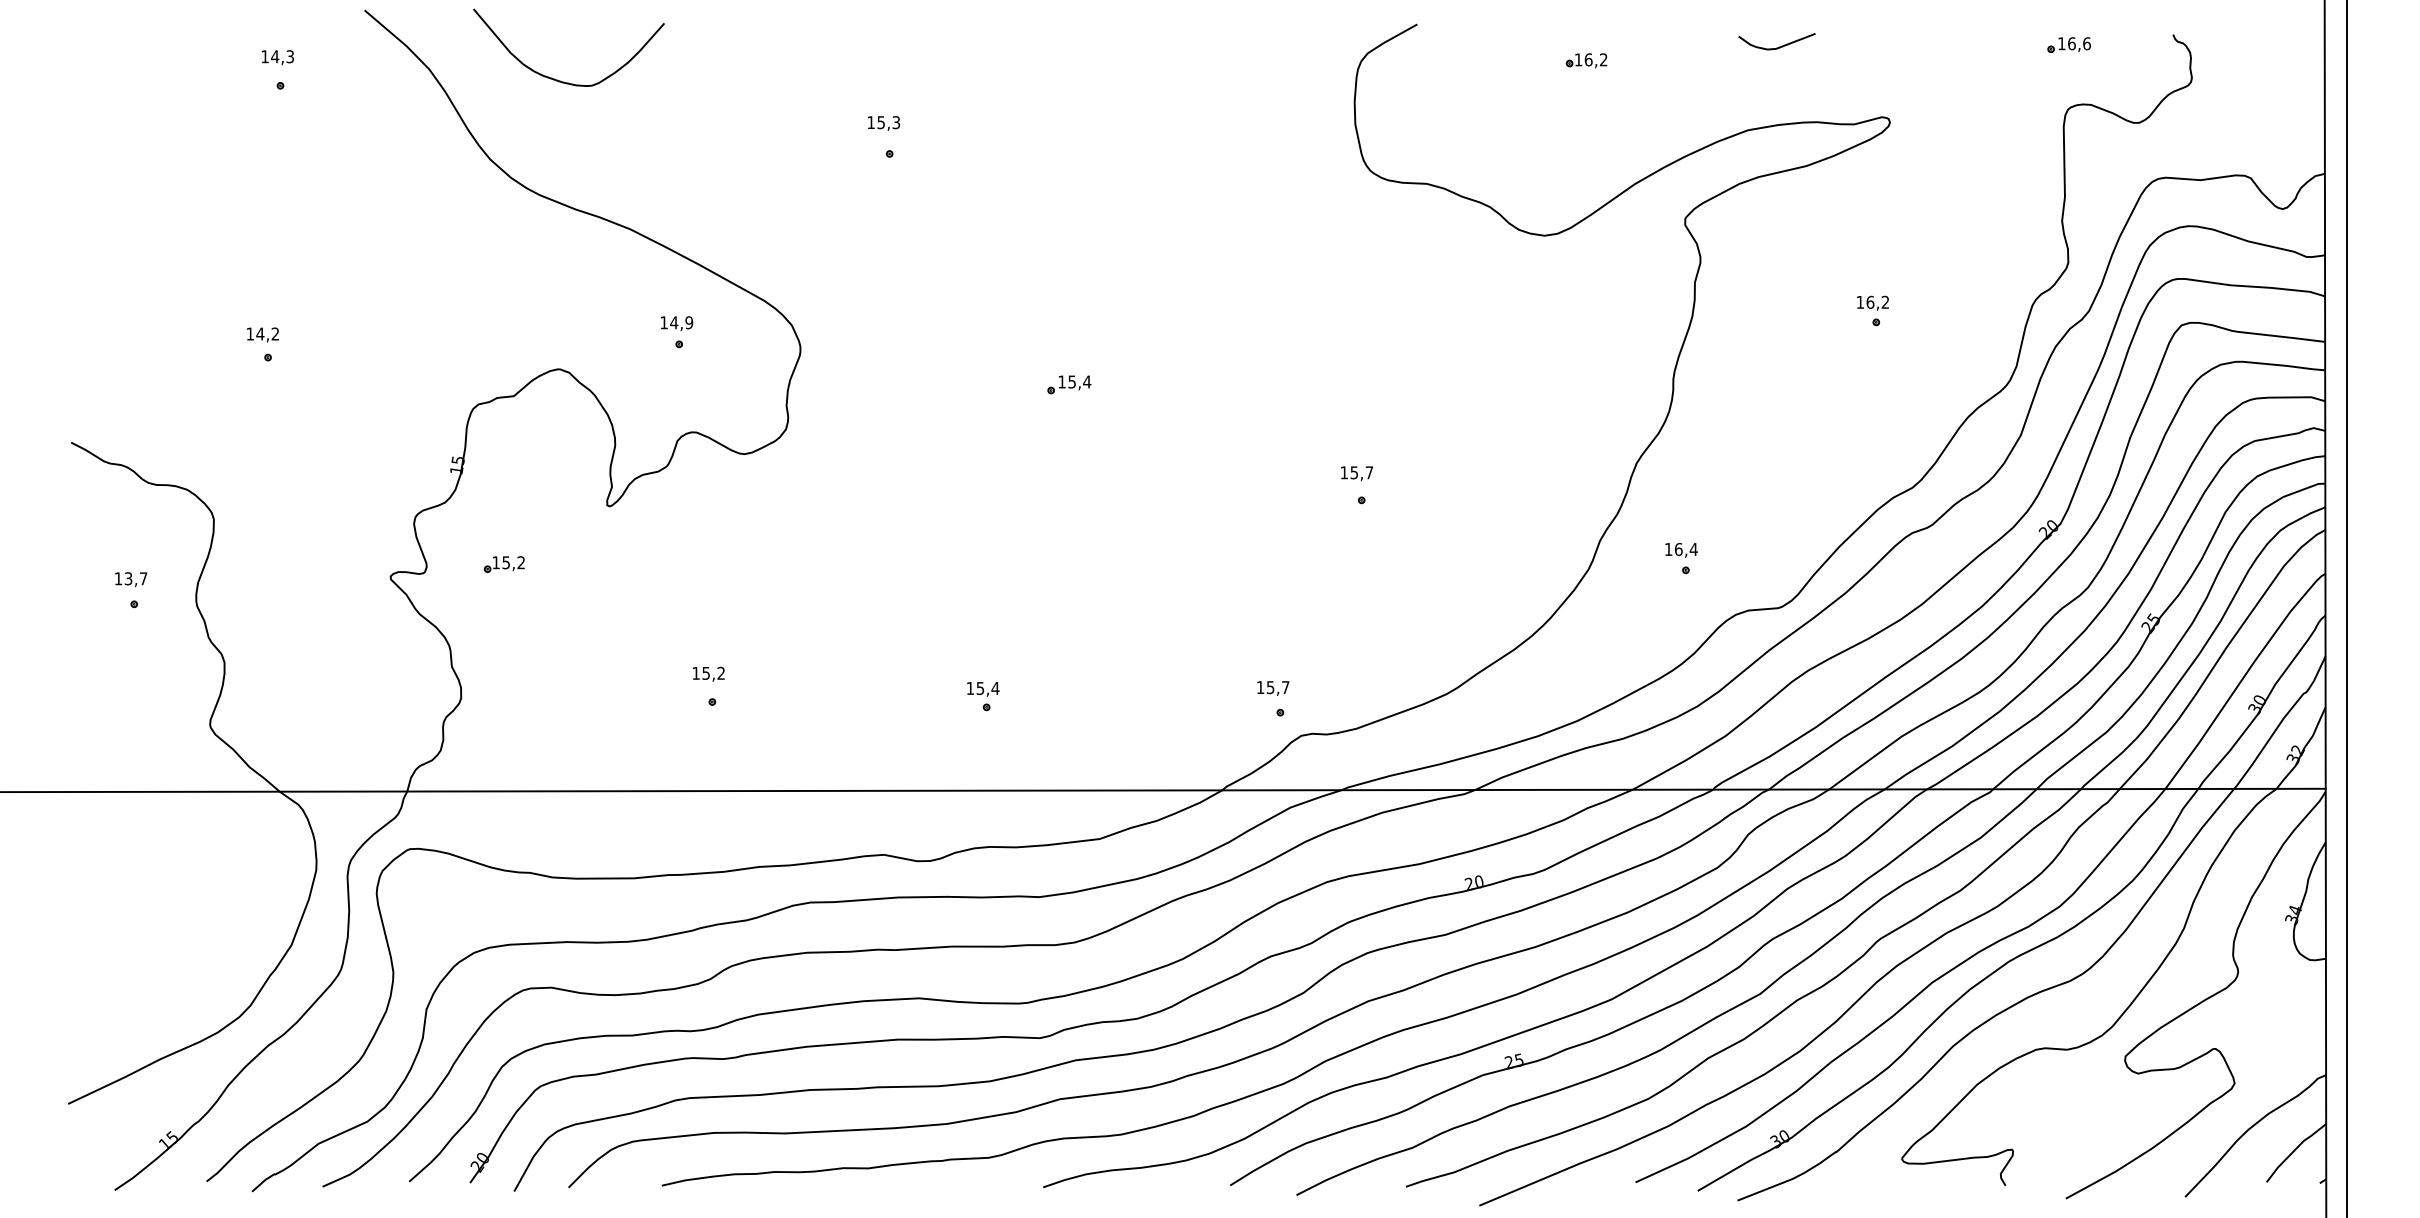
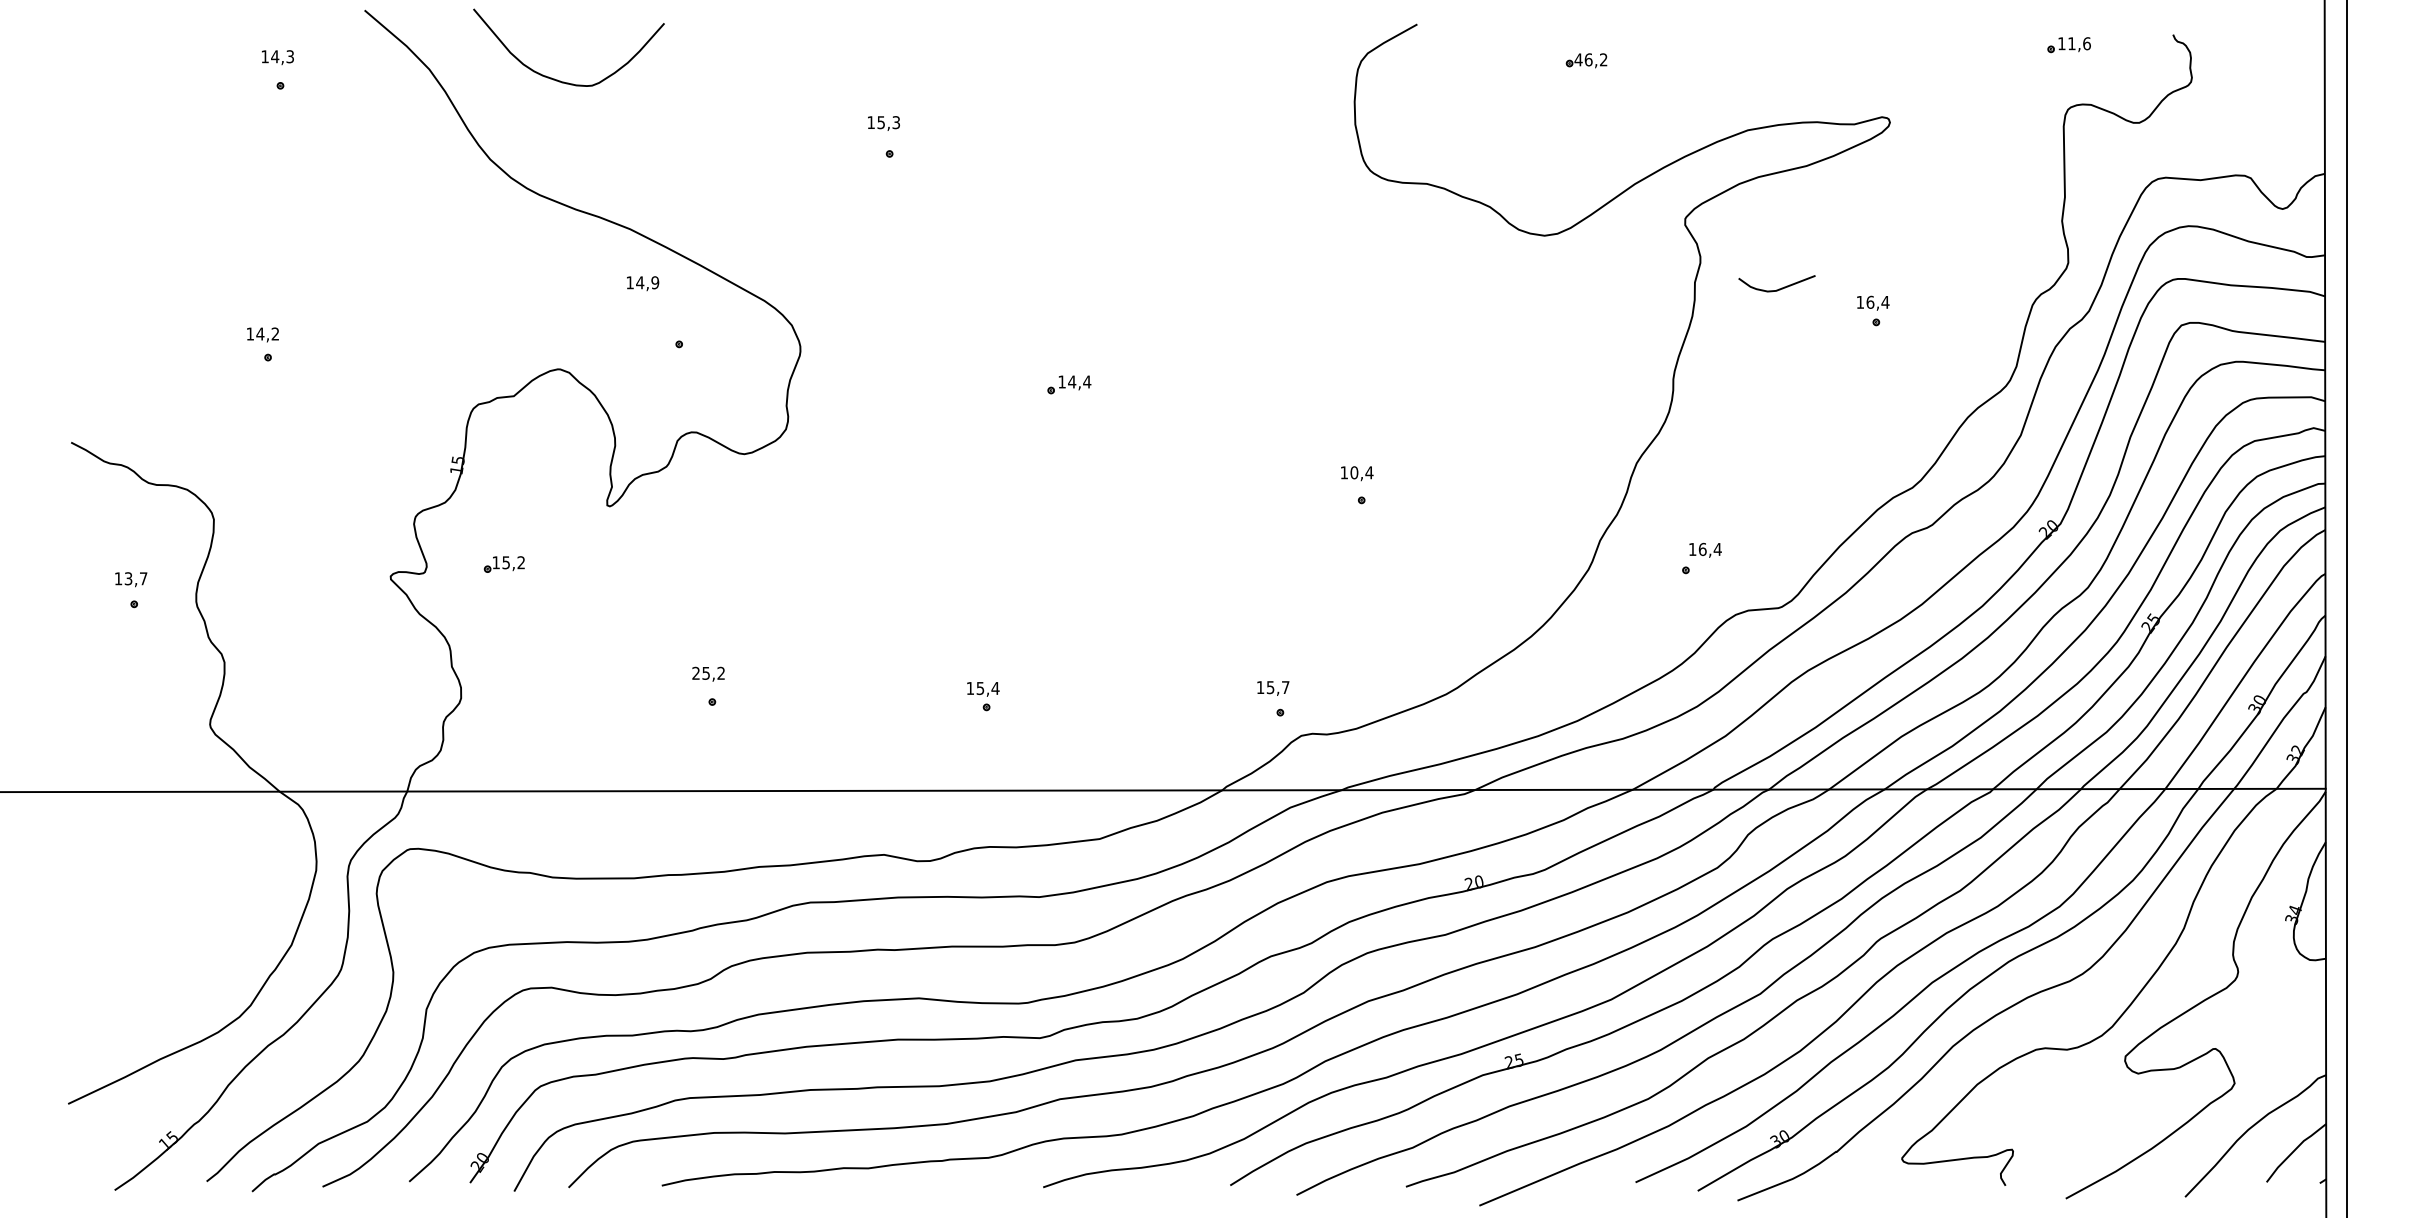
text: 16,6 -> 11,6 (2071, 43)
curve position: (1779, 46) -> (1779, 288) (1779, 288)
text: 16,2 -> 46,2 (1578, 59)
text: 16,2 -> 16,4 (1885, 301)
text position: (677, 323) -> (643, 283) (643, 283)
text: 15,4 -> 14,4 (1072, 381)
text: 15,7 -> 10,4 (1361, 472)
text position: (1681, 549) -> (1705, 549) (1705, 549)
text: 15,2 -> 25,2 (695, 672)
